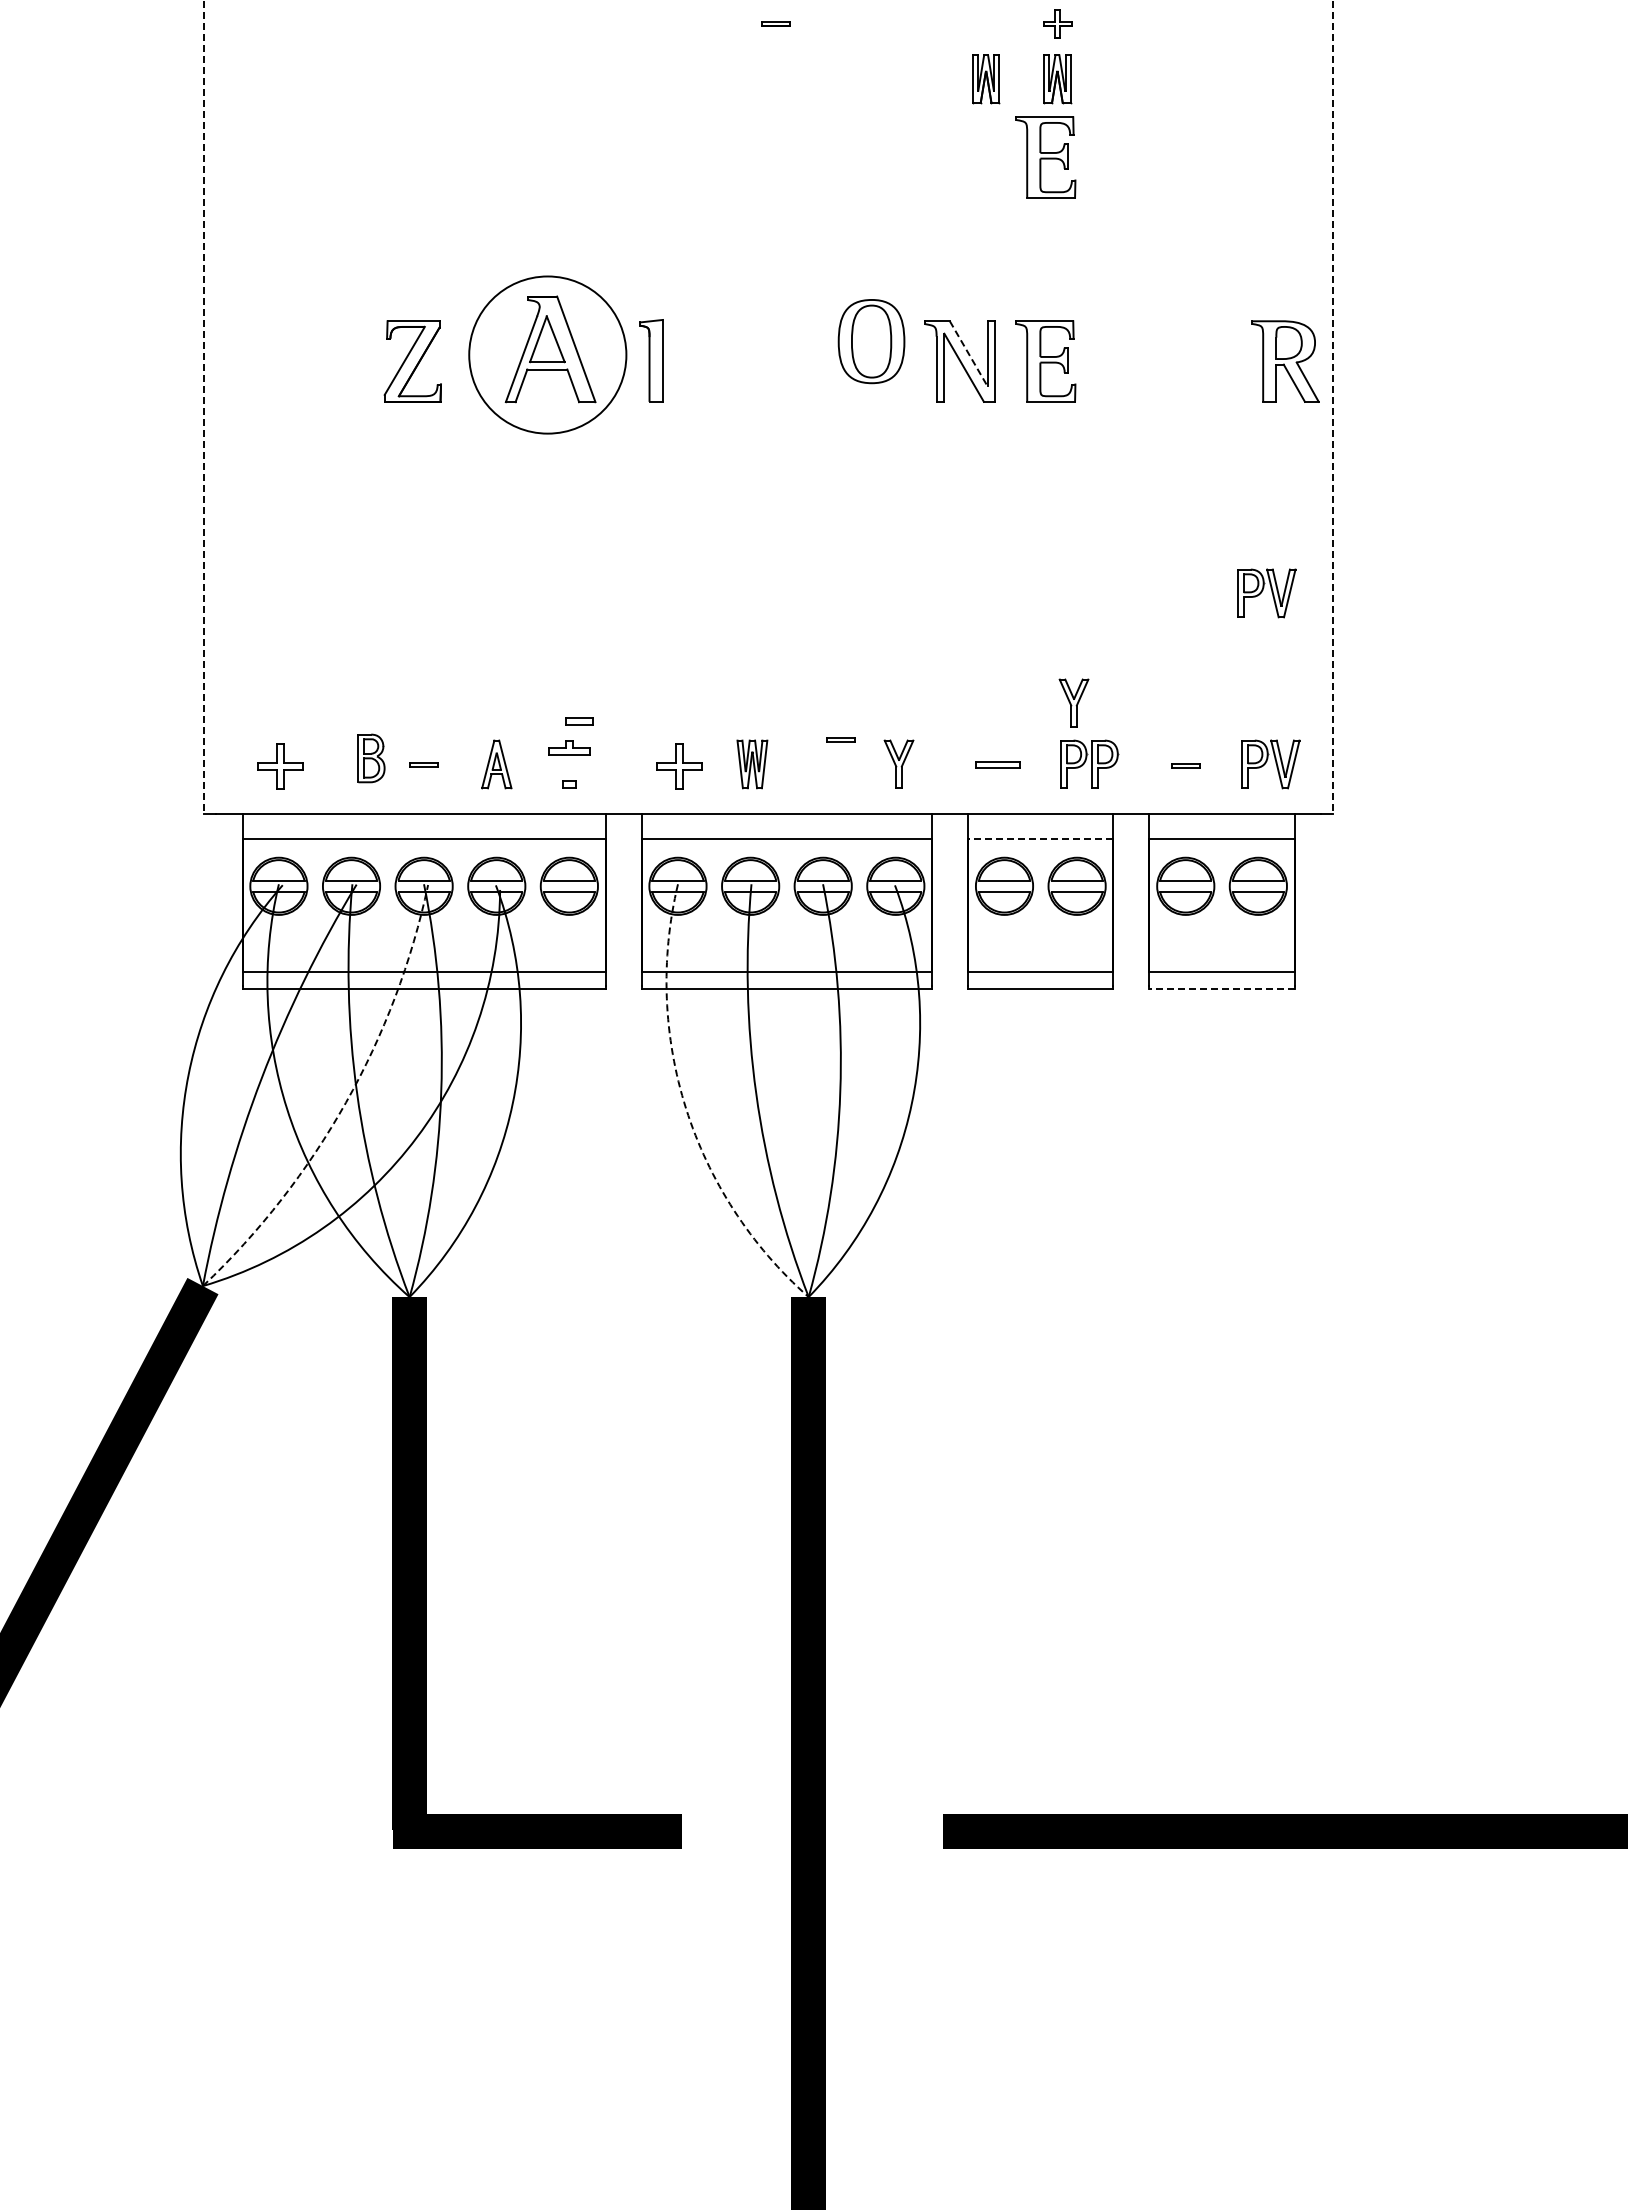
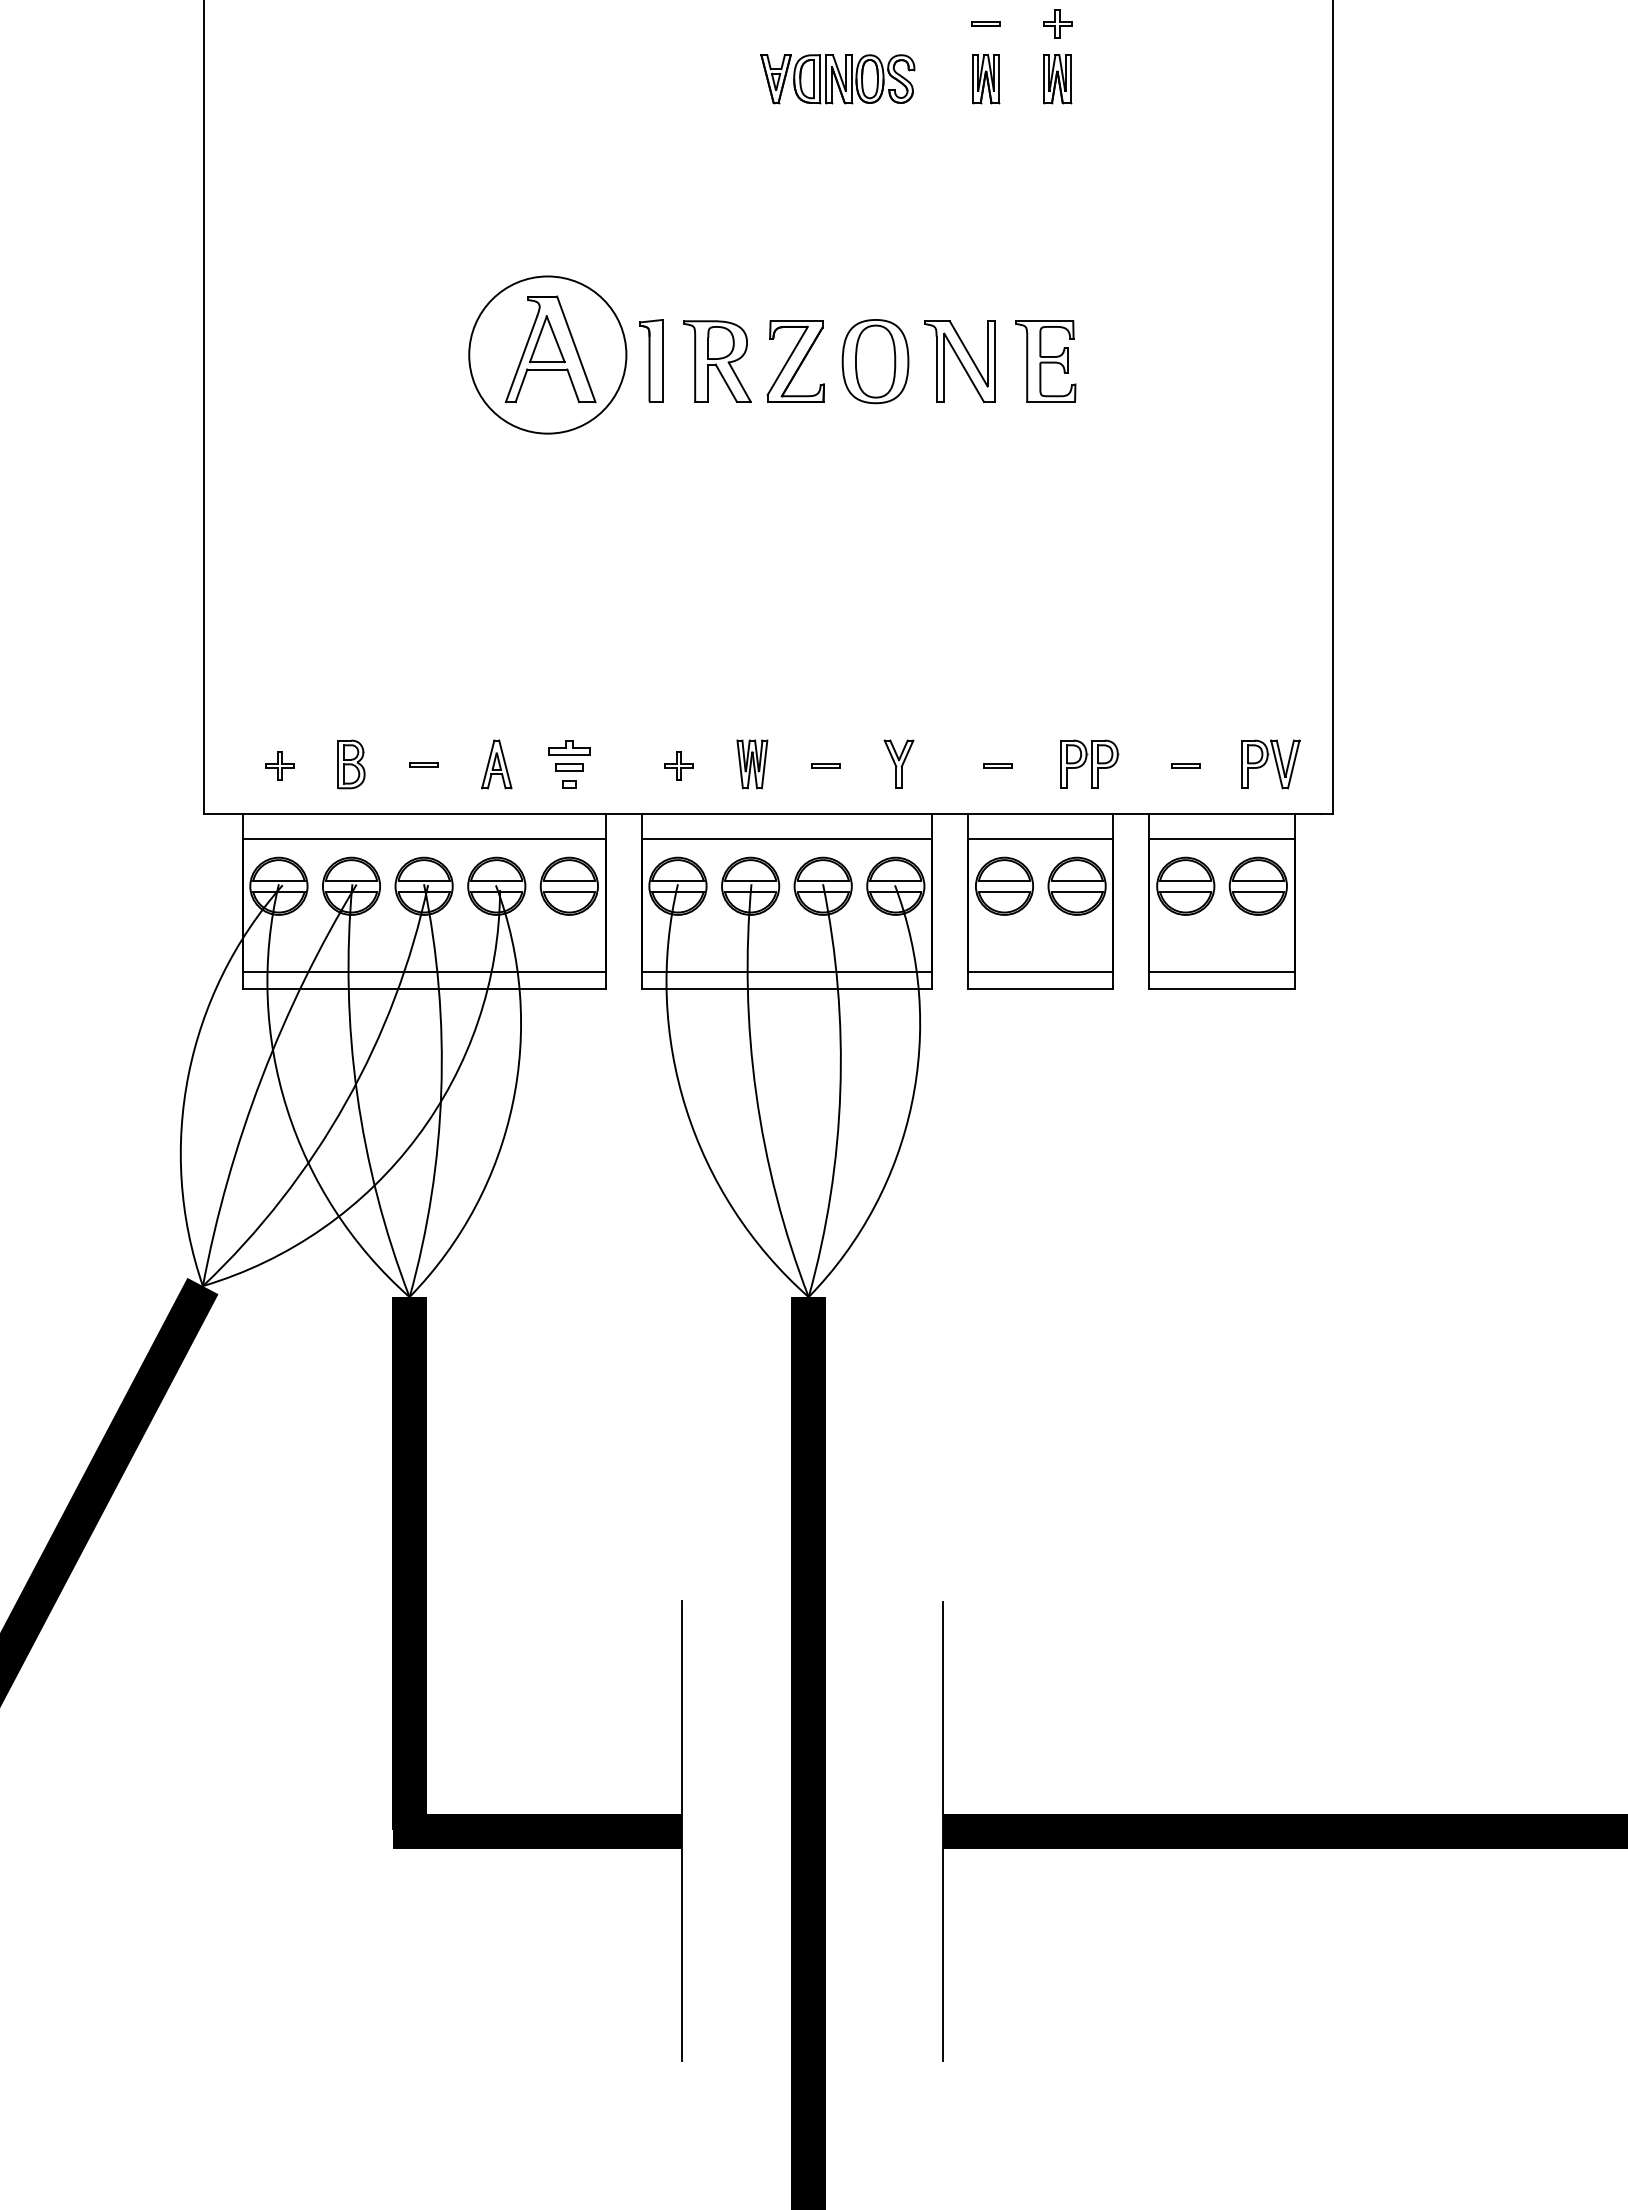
part position: (775, 23) -> (985, 23) (985, 23)
part: none -> present (837, 79)
part: present -> none (1045, 157)
part position: (871, 341) -> (875, 361) (875, 361)
line: dashed -> solid (968, 353)
part position: (412, 361) -> (795, 361) (795, 361)
part position: (1285, 361) -> (717, 361) (717, 361)
line: dashed -> solid (204, 407)
line: dashed -> solid (1333, 407)
part: present -> none (1266, 593)
part: present -> none (1073, 702)
part position: (579, 721) -> (569, 767) (569, 767)
part position: (840, 739) -> (825, 765) (825, 765)
part position: (371, 758) -> (351, 764) (351, 764)
part size: 46x8 px -> 30x6 px (997, 765)
part size: 47x47 px -> 30x30 px (279, 765)
part size: 47x47 px -> 30x30 px (678, 765)
line: dashed -> solid (1040, 838)
line: dashed -> solid (1222, 989)
arc: dashed -> solid (346, 1102)
arc: dashed -> solid (686, 1108)
line: none -> present (682, 1830)
line: none -> present (943, 1830)
